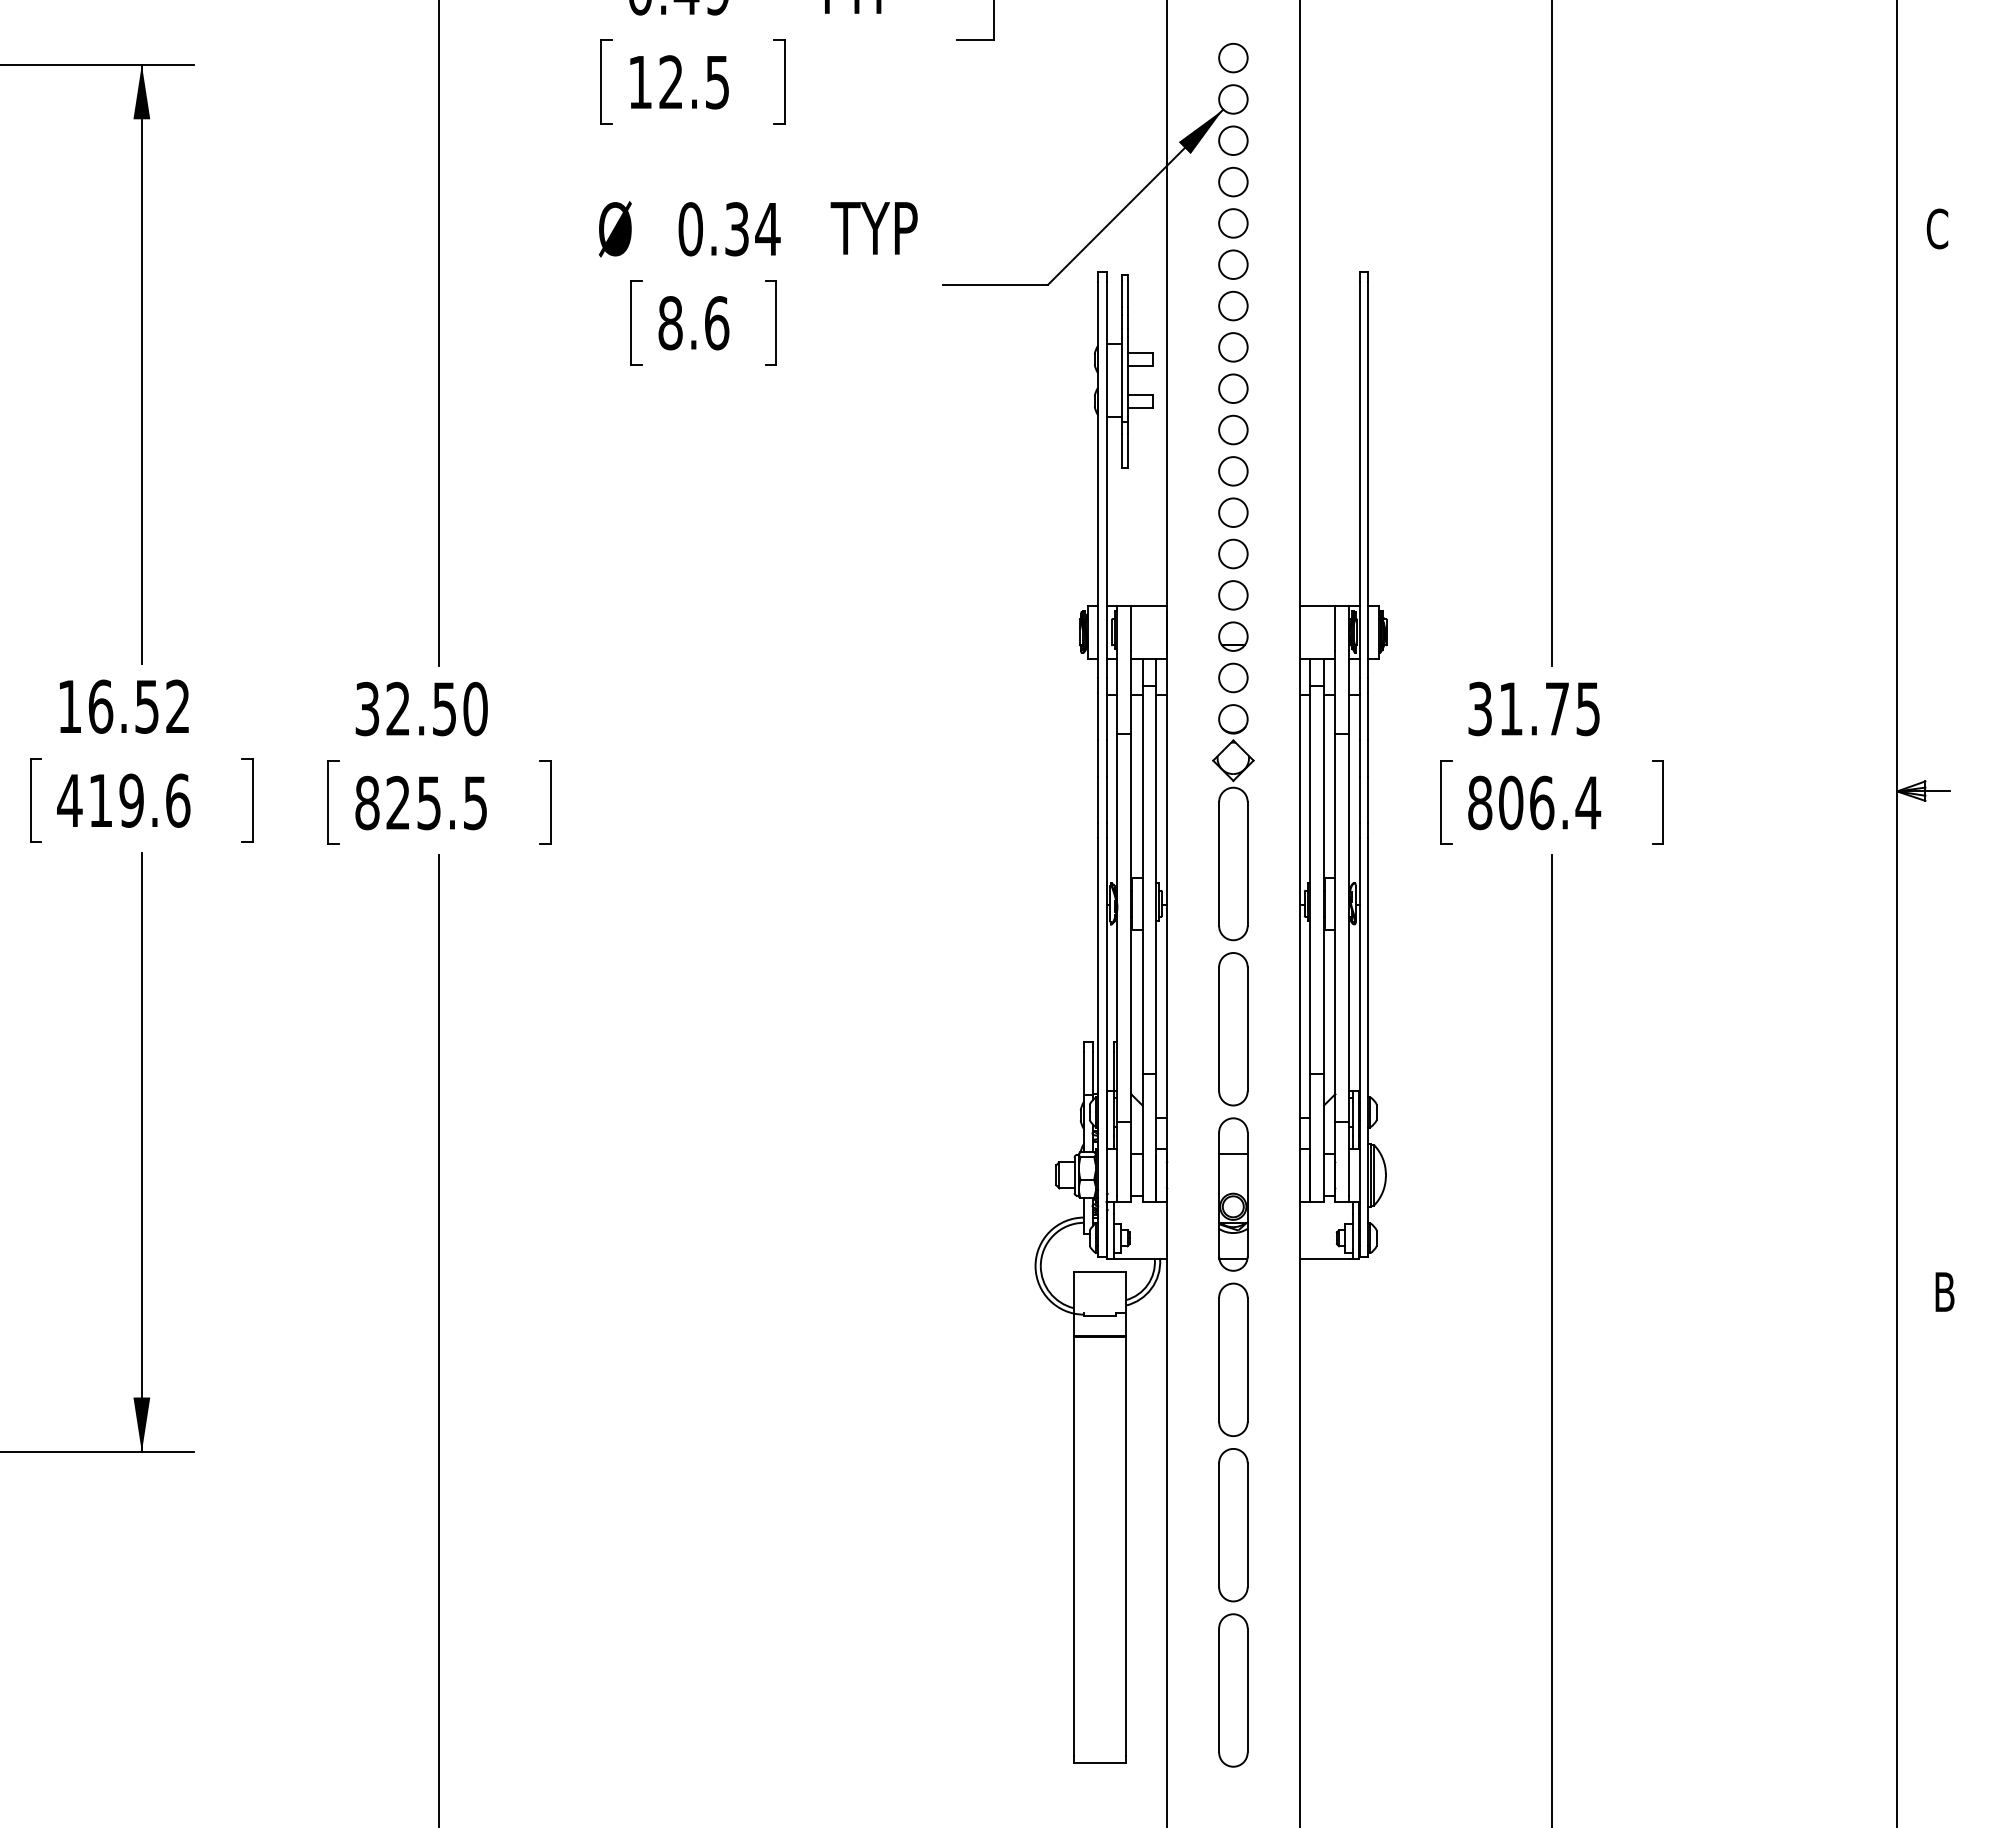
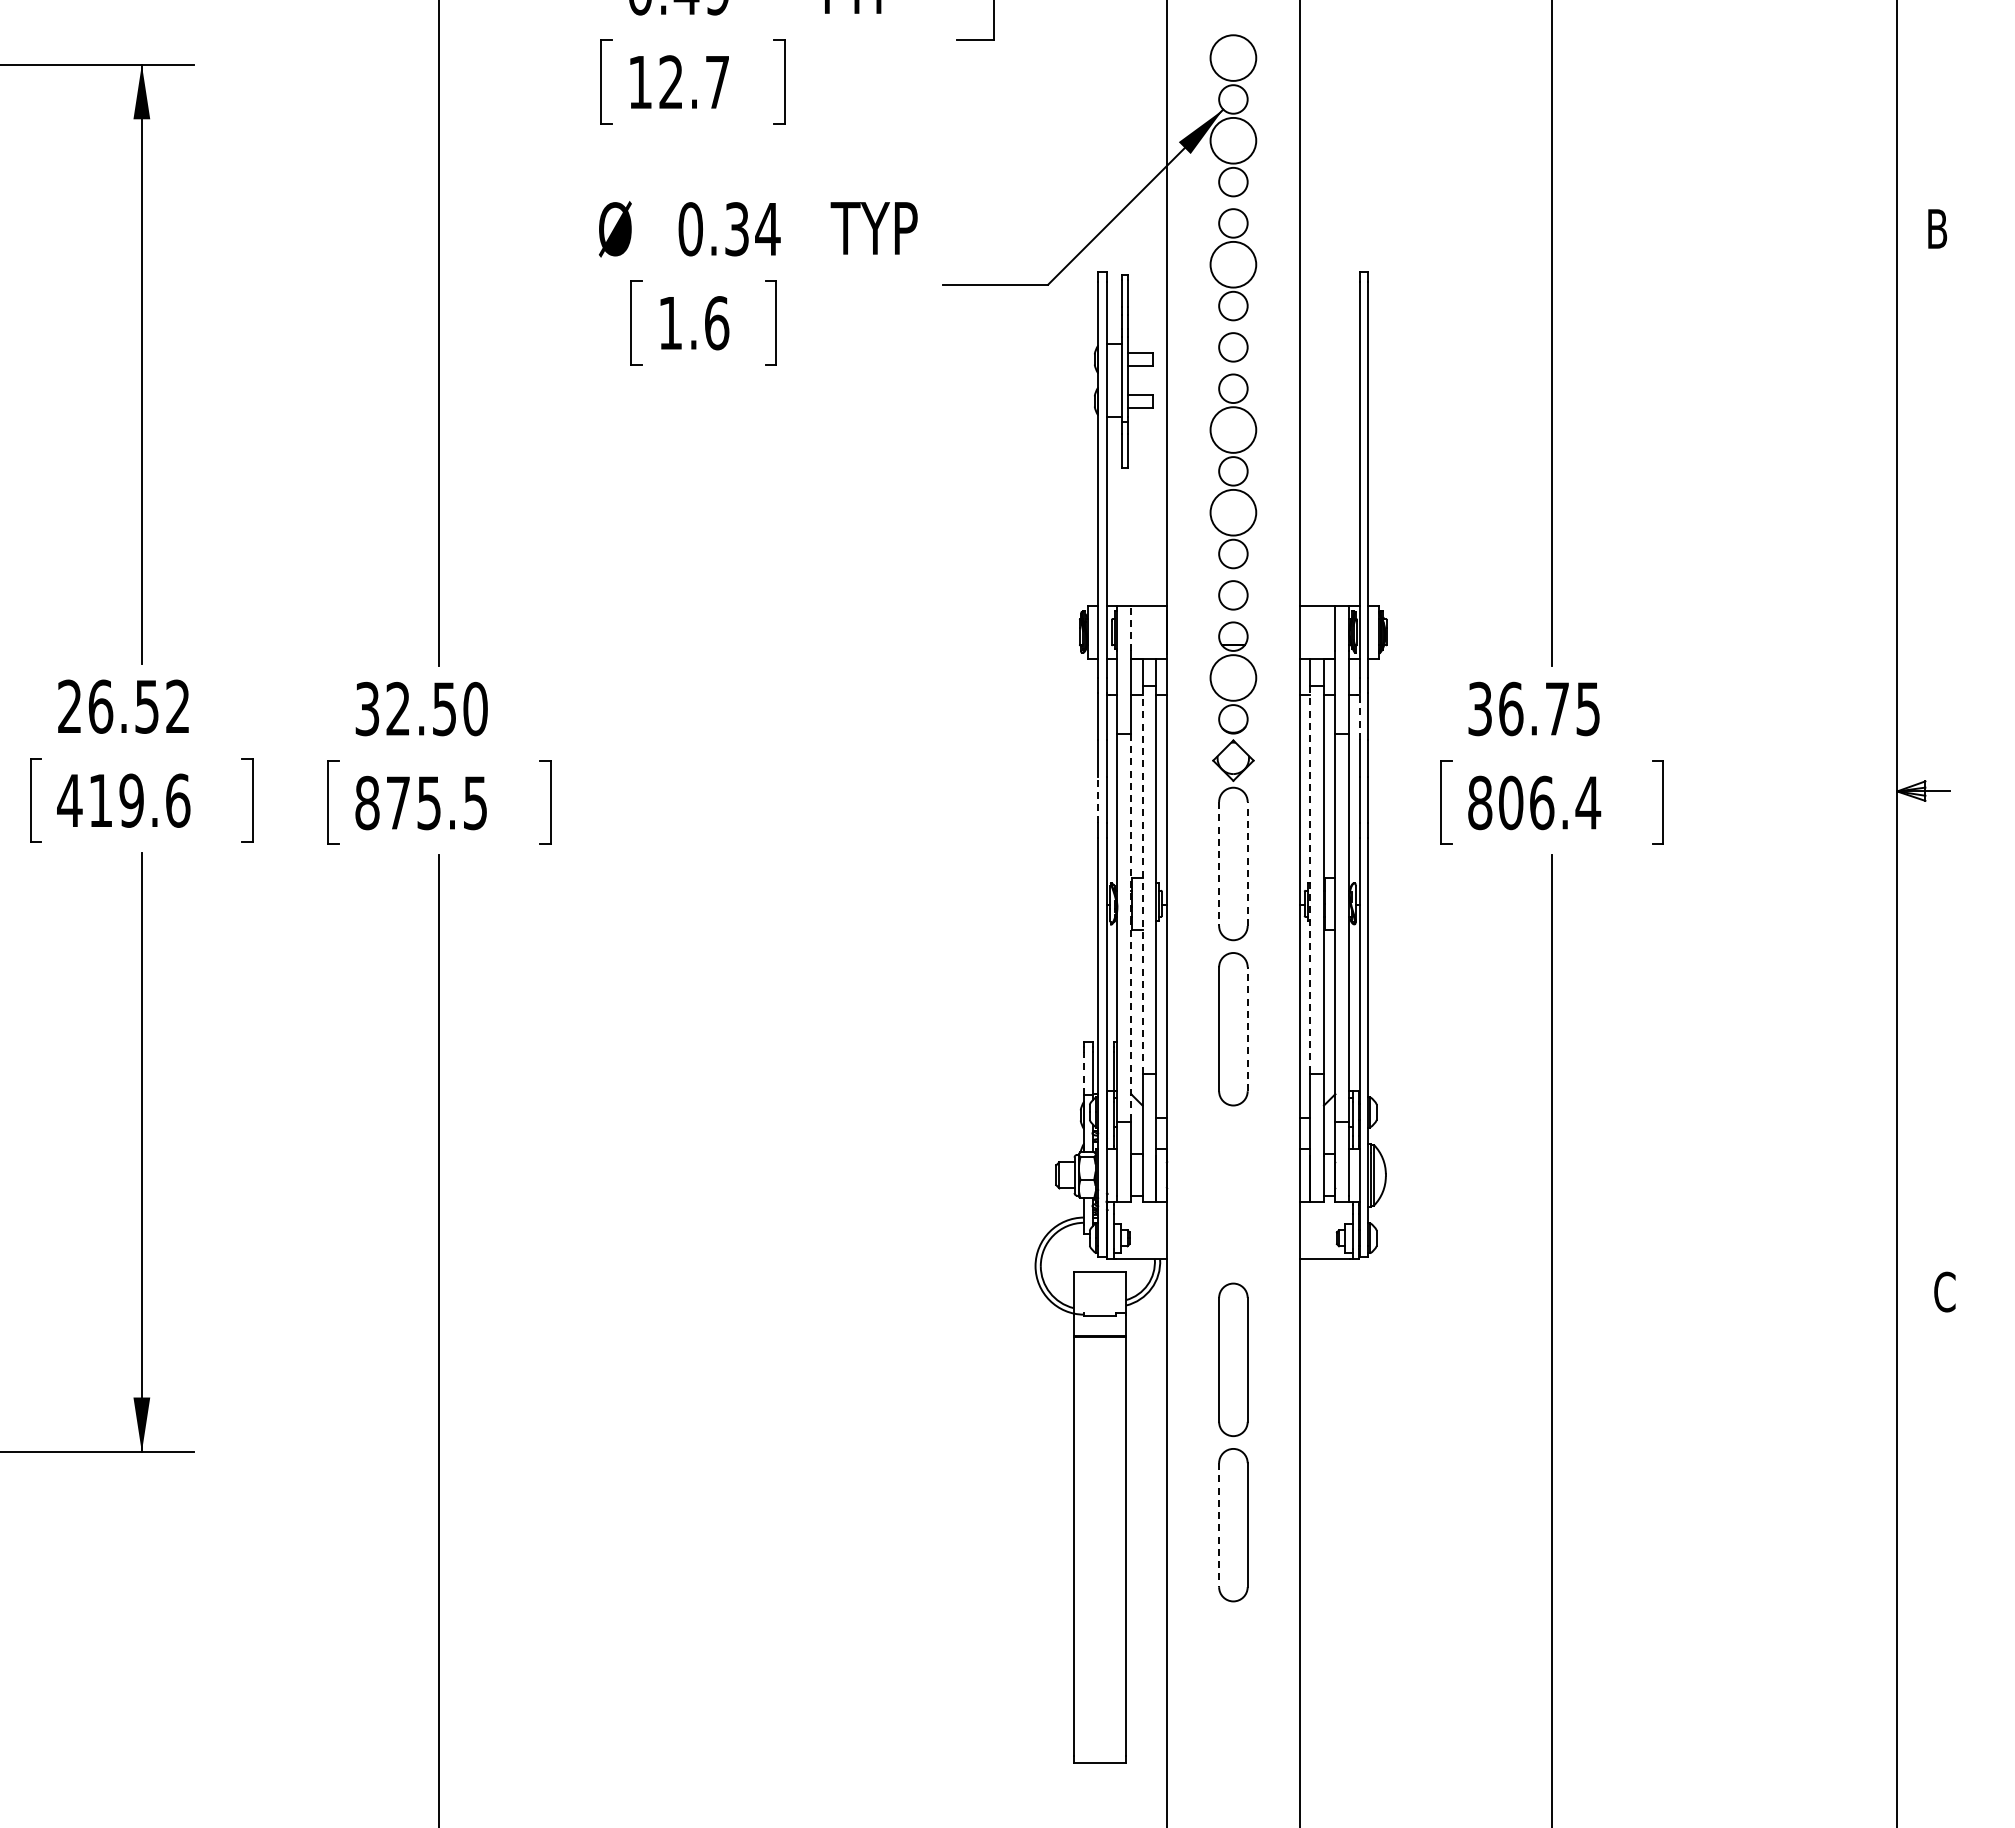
circle diameter: 29 px -> 46 px (1233, 57)
text: 12.5 -> 12.7 (717, 82)
circle diameter: 29 px -> 46 px (1233, 140)
text: C -> B (1937, 228)
circle diameter: 29 px -> 46 px (1233, 264)
text: 8.6 -> 1.6 (670, 323)
circle diameter: 29 px -> 46 px (1233, 429)
circle diameter: 29 px -> 46 px (1233, 512)
line: solid -> dashed (1131, 628)
circle diameter: 29 px -> 46 px (1233, 677)
text: 16.52 -> 26.52 (69, 705)
text: 31.75 -> 36.75 (1511, 708)
line: solid -> dashed (1359, 716)
line: solid -> dashed (1098, 799)
text: 825.5 -> 875.5 (397, 802)
line: solid -> dashed (1219, 863)
line: solid -> dashed (1247, 863)
line: solid -> dashed (1142, 879)
line: solid -> dashed (1310, 879)
line: solid -> dashed (1131, 927)
line: solid -> dashed (1247, 1029)
line: solid -> dashed (1084, 1073)
part: present -> none (1233, 1194)
text: B -> C (1944, 1291)
line: solid -> dashed (1219, 1525)
part: present -> none (1233, 1690)
